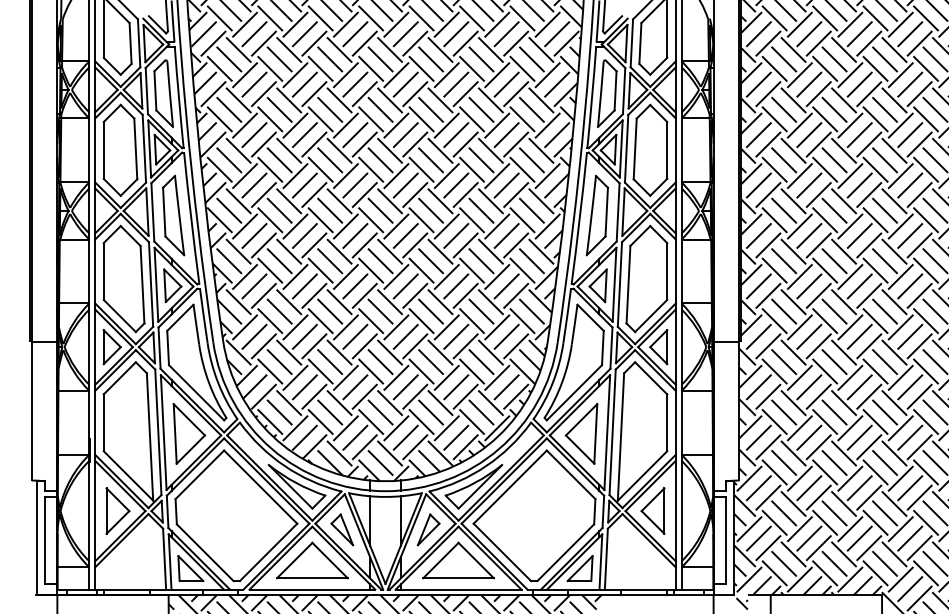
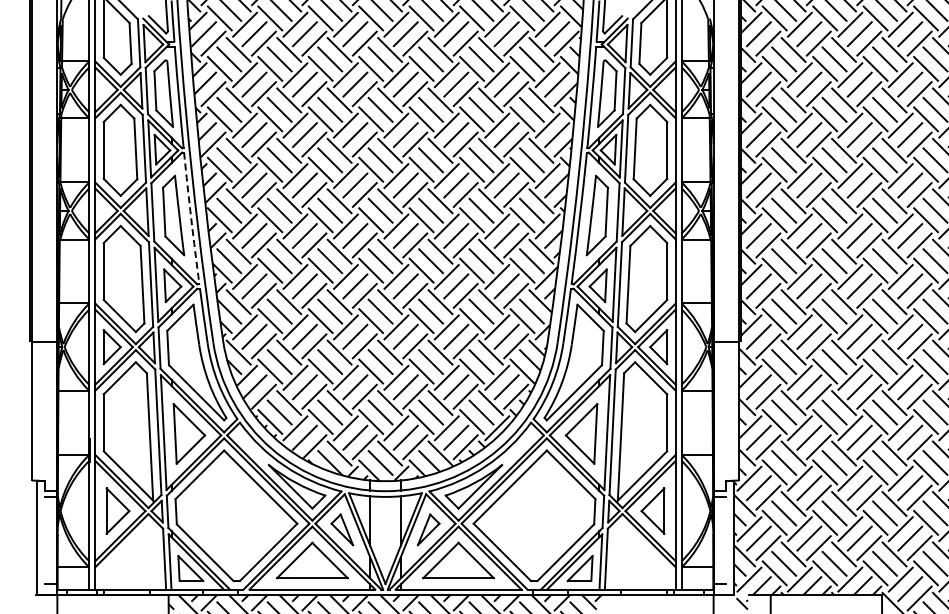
arc: solid -> dashed (191, 218)
line: present -> none (44, 539)
line: present -> none (726, 539)
